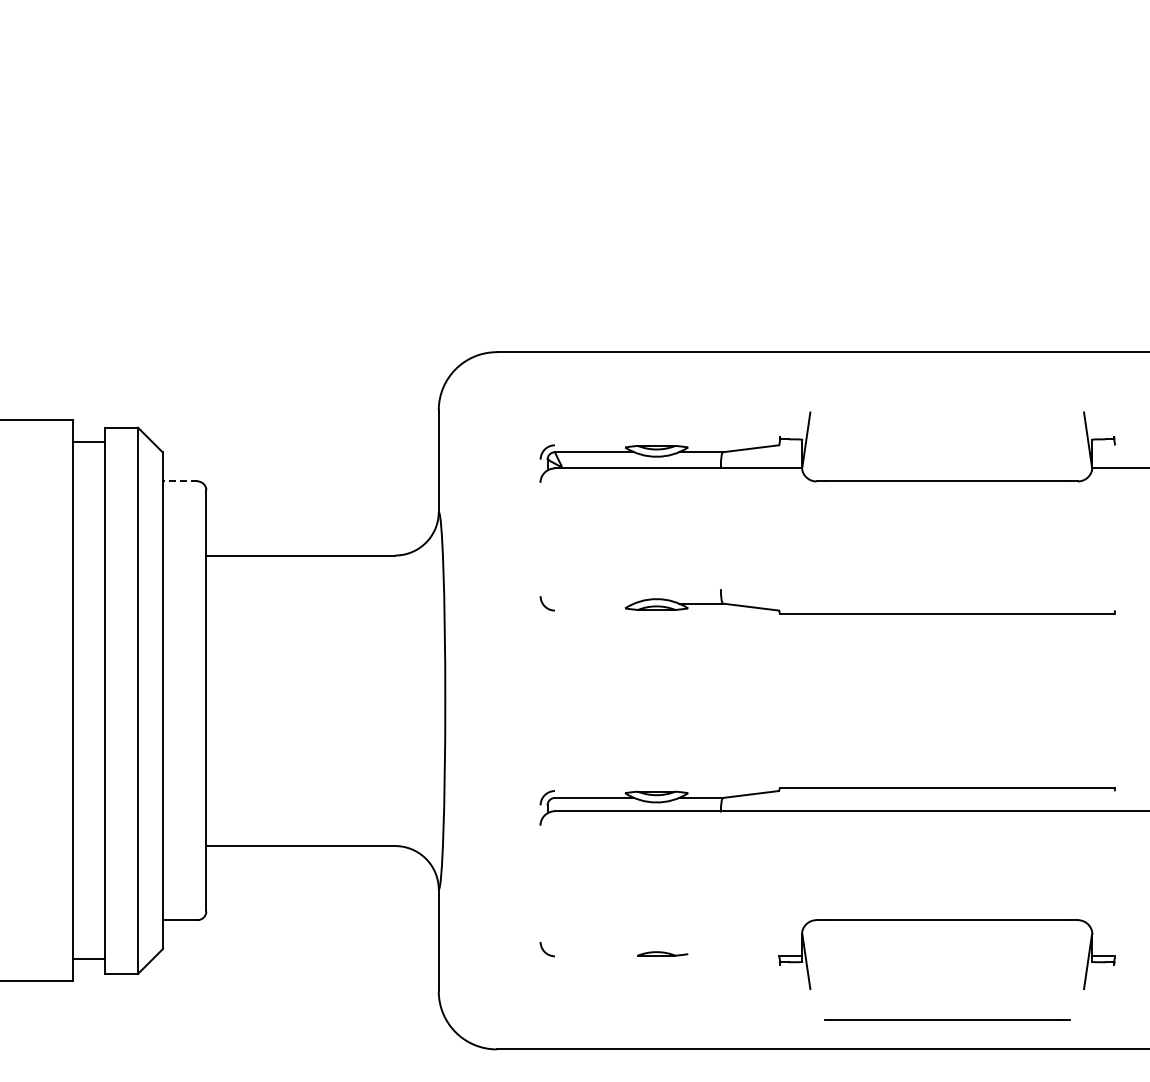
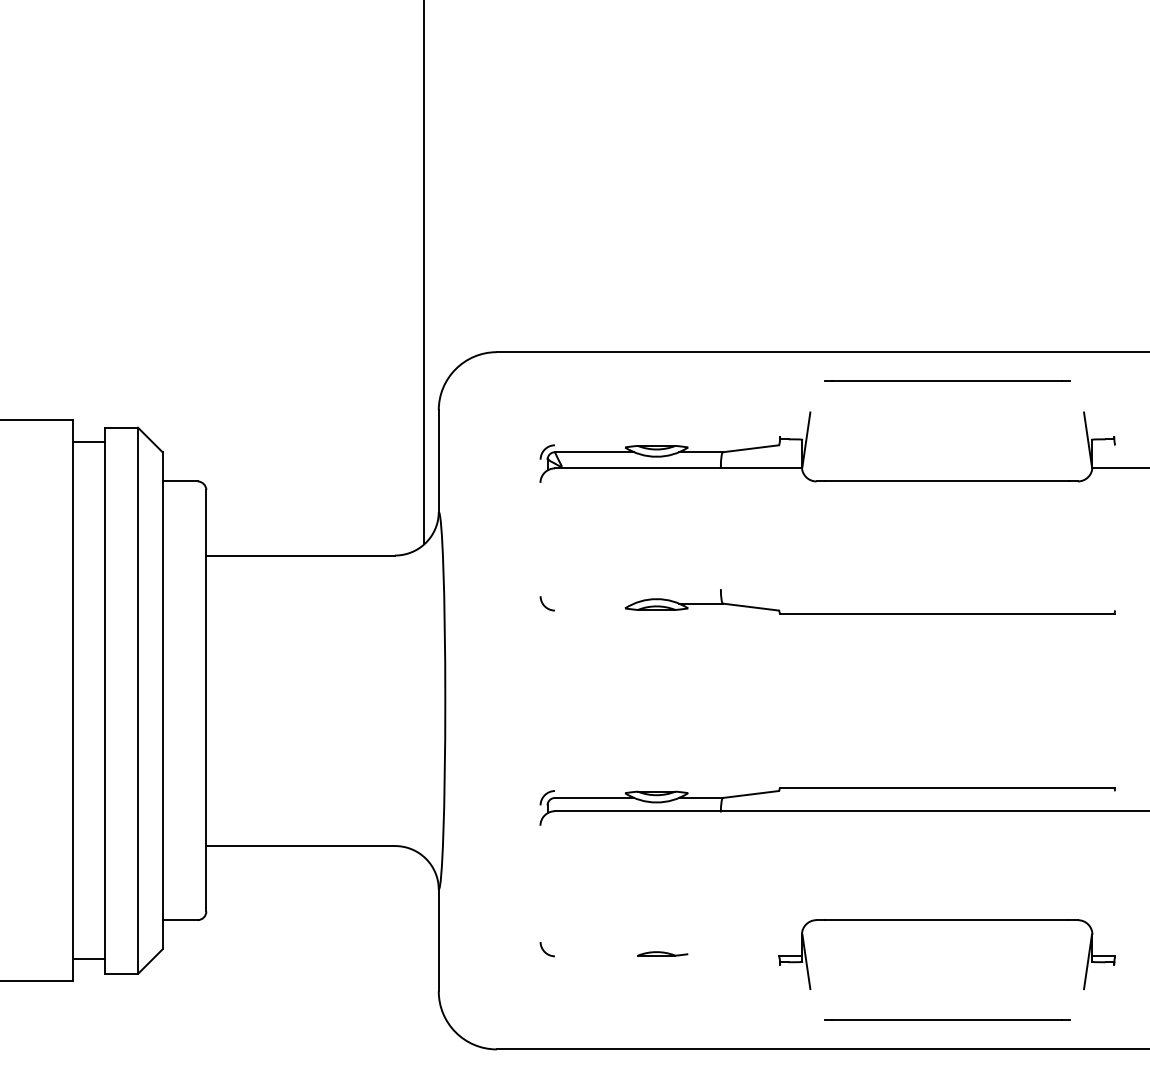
line: none -> present (424, 272)
line: none -> present (947, 380)
line: dashed -> solid (179, 481)
